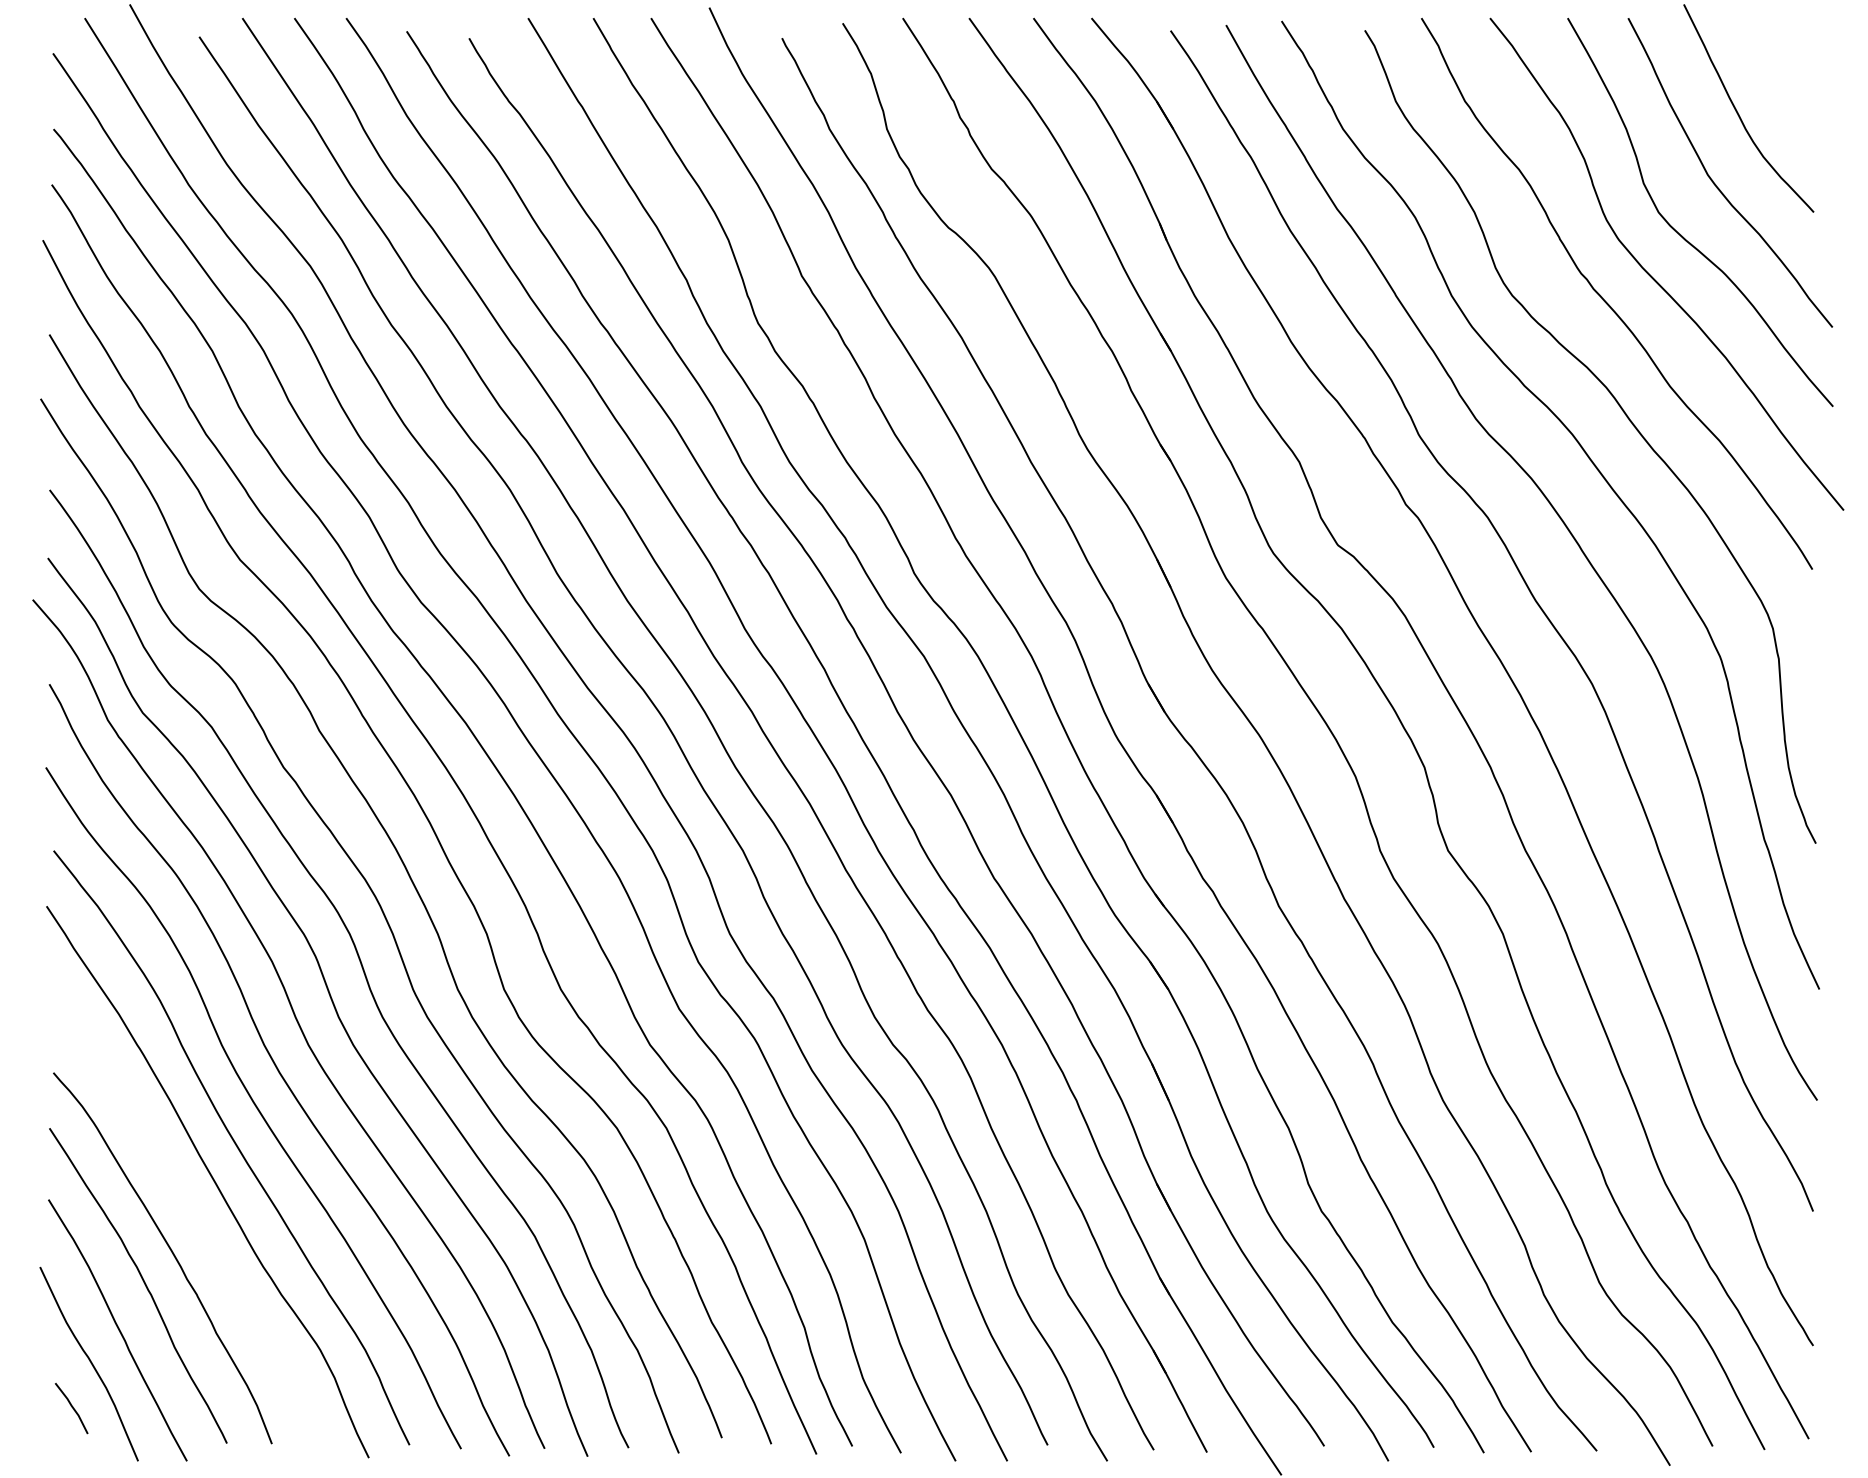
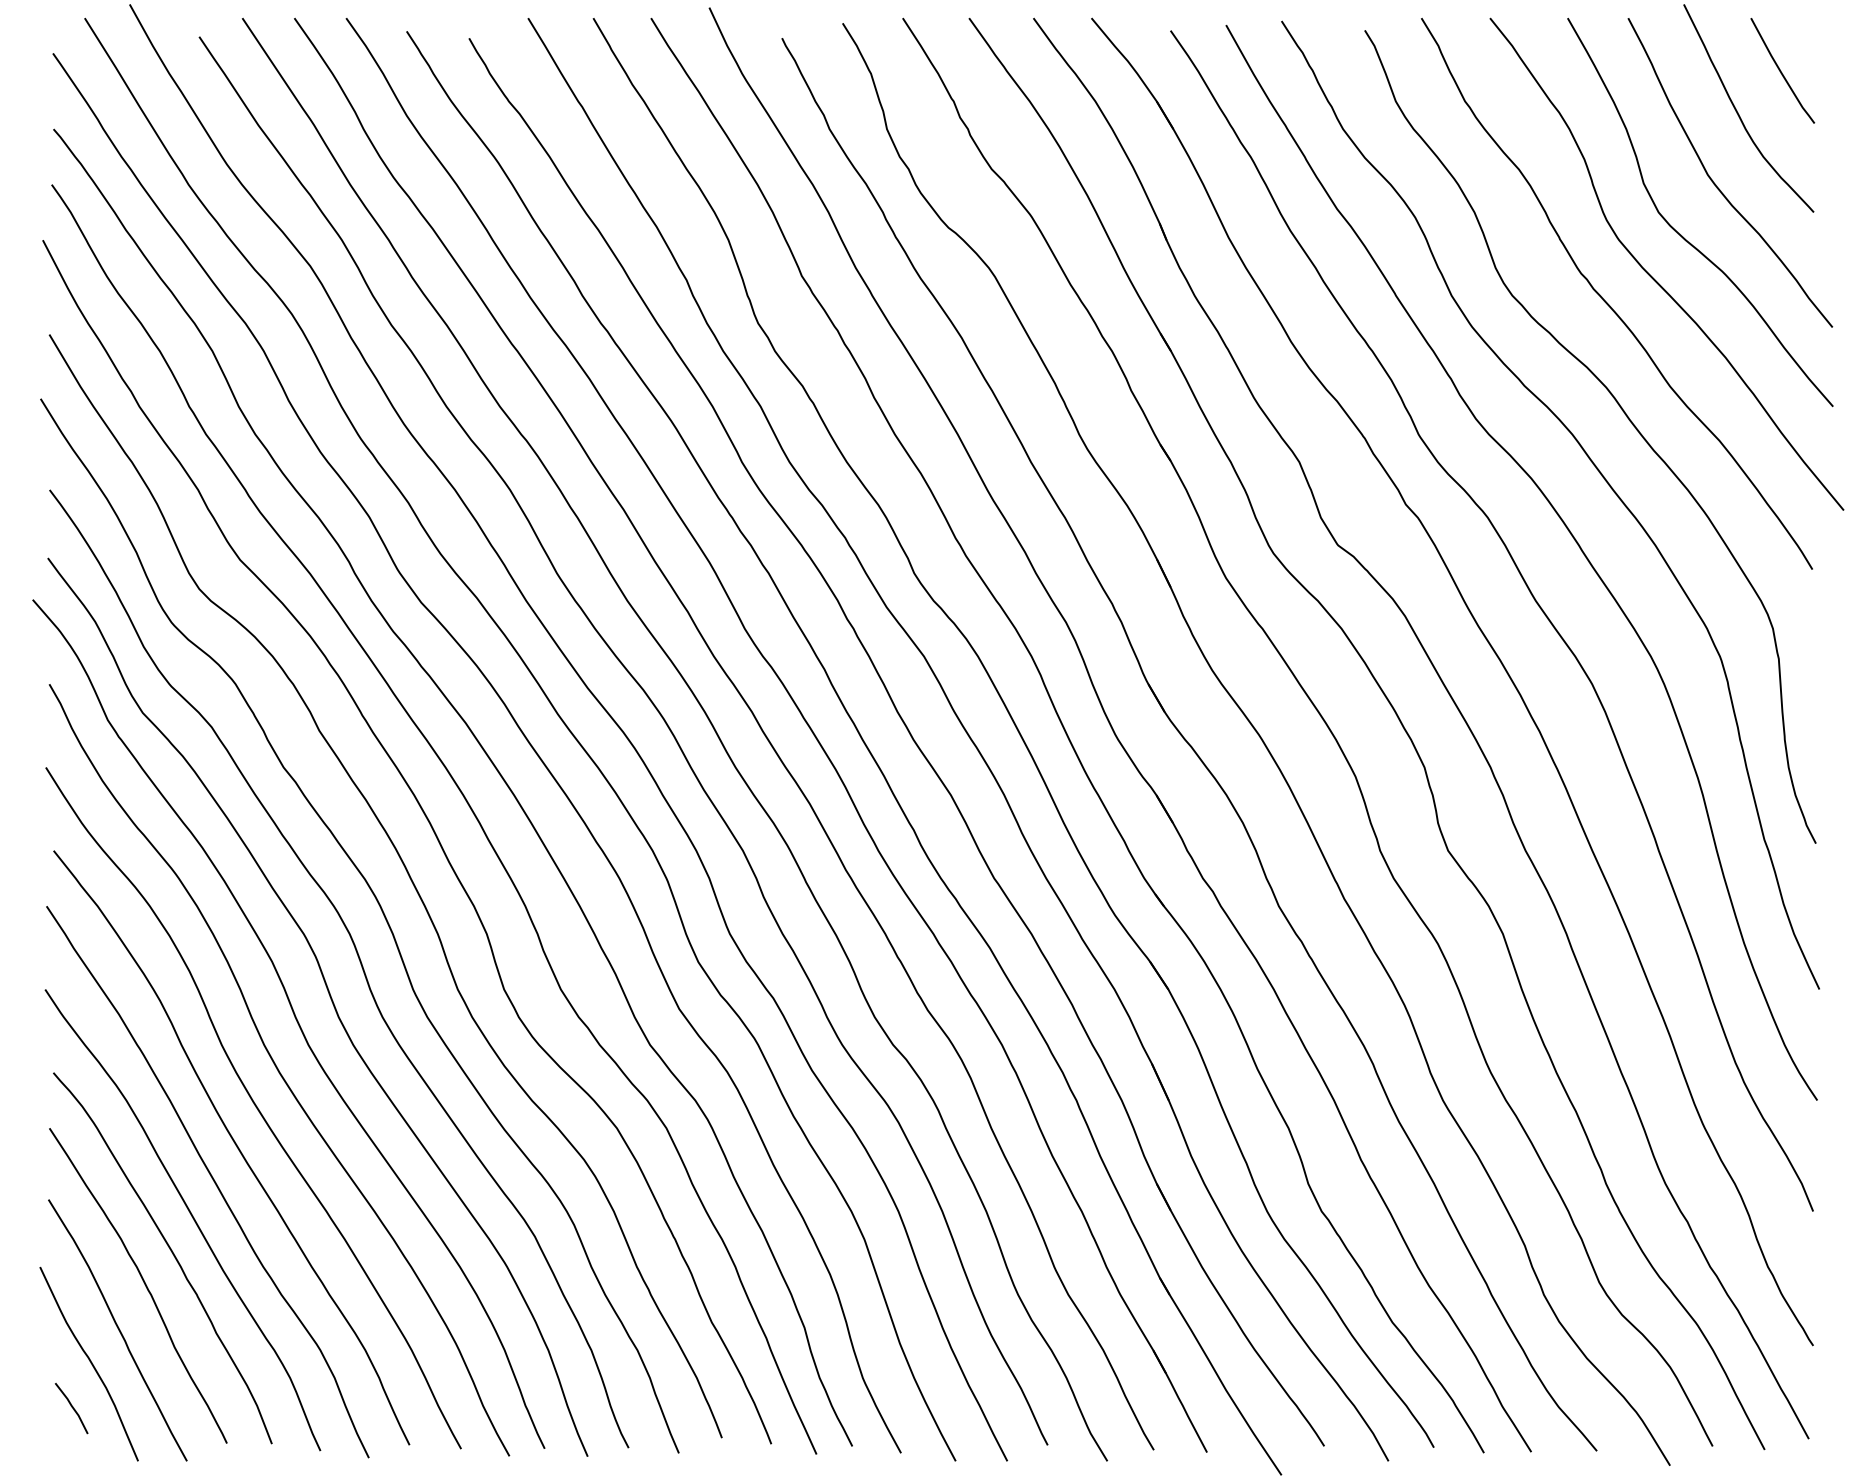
curve: none -> present (1781, 70)
curve: none -> present (190, 1215)
